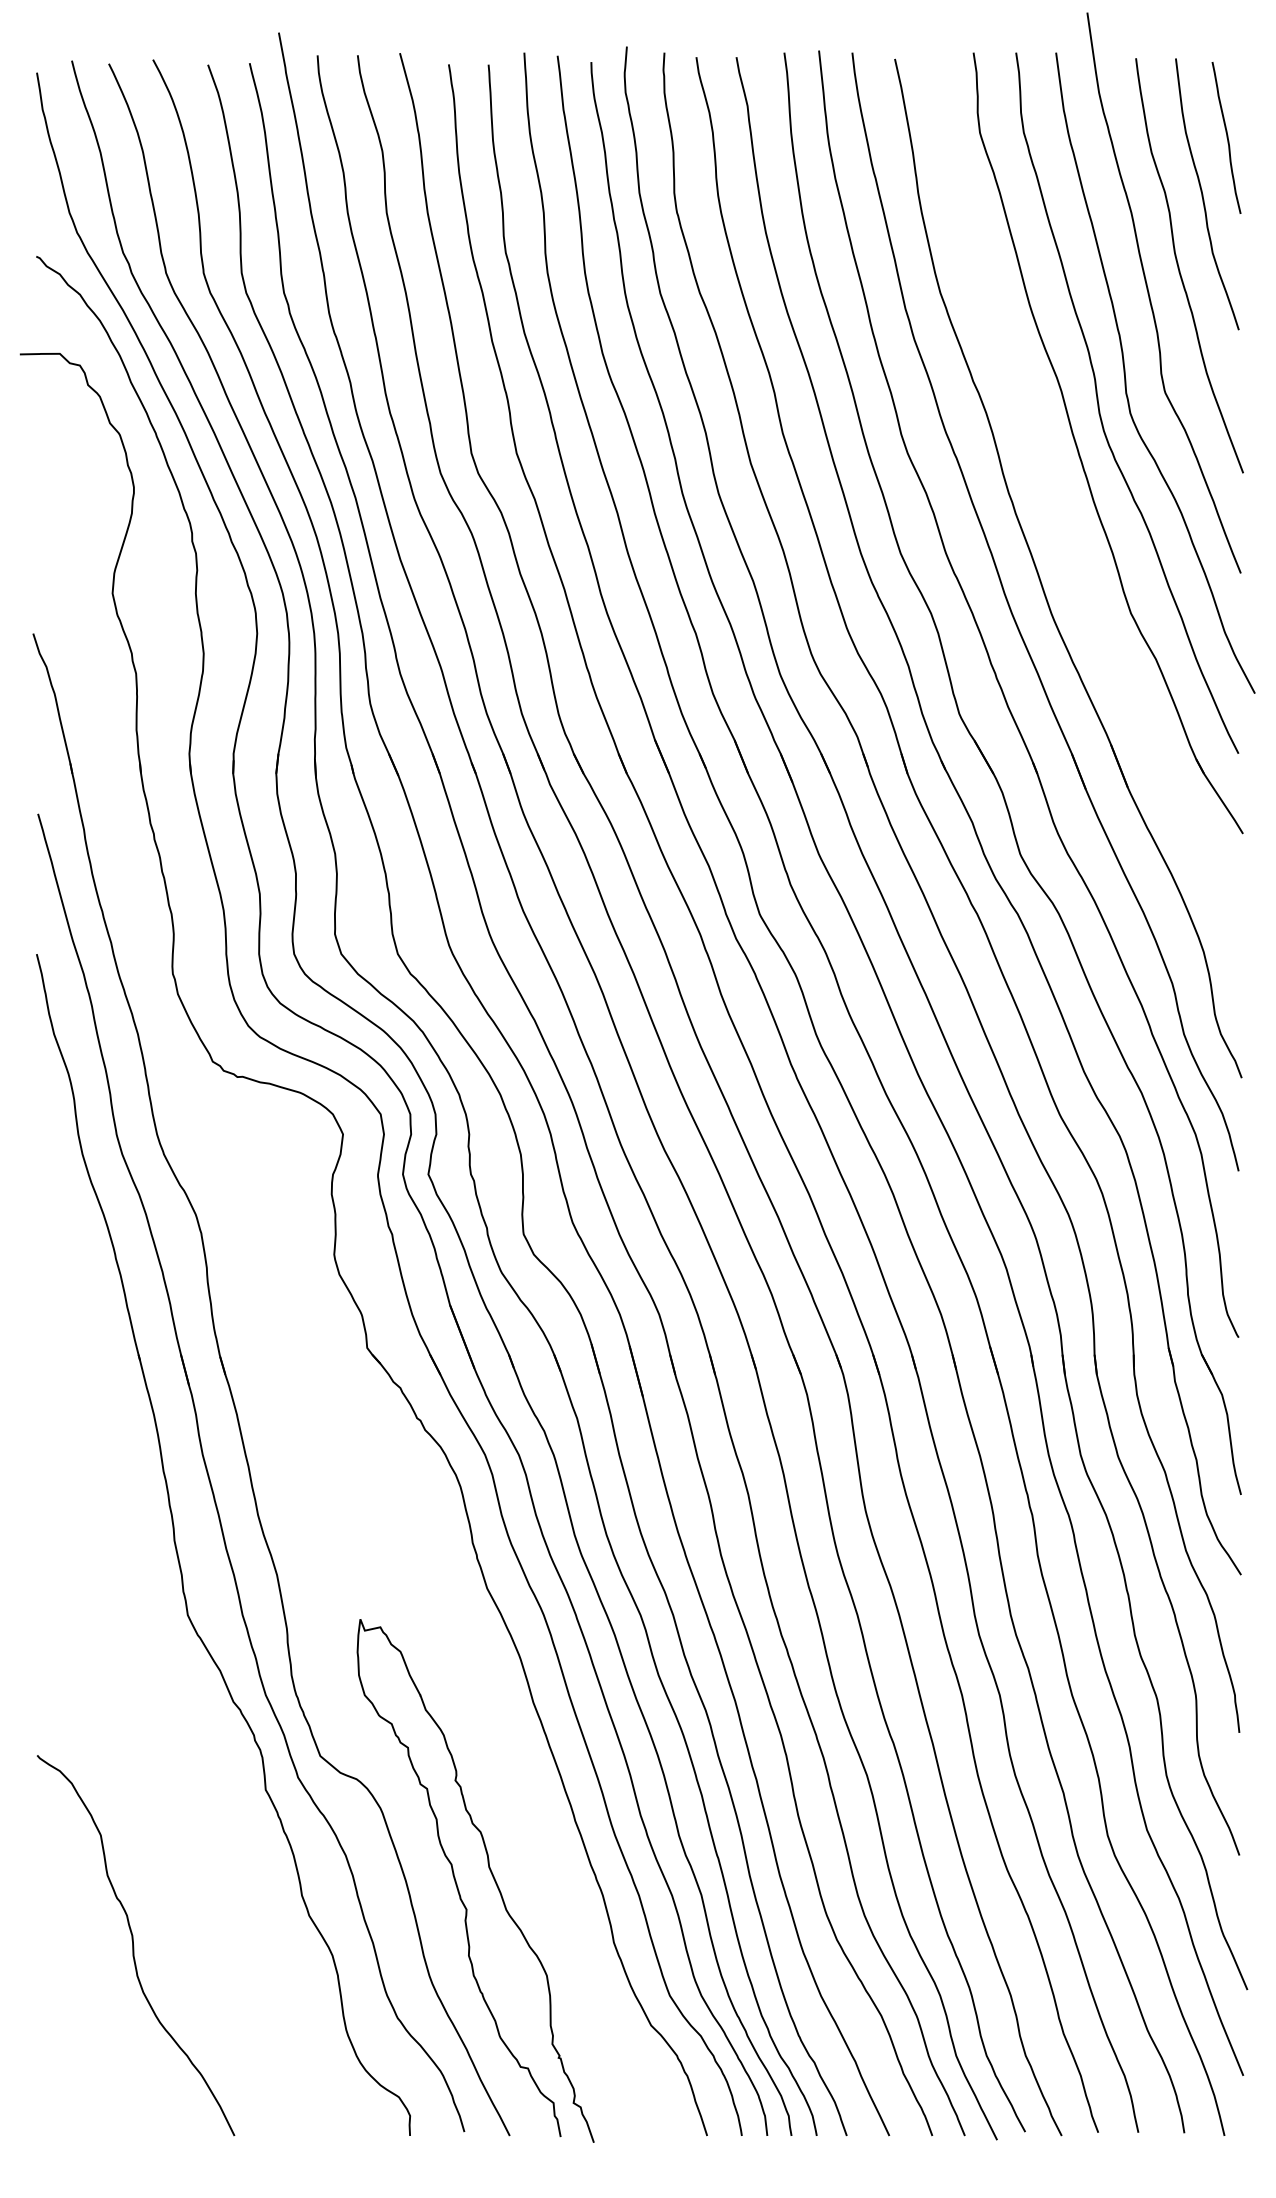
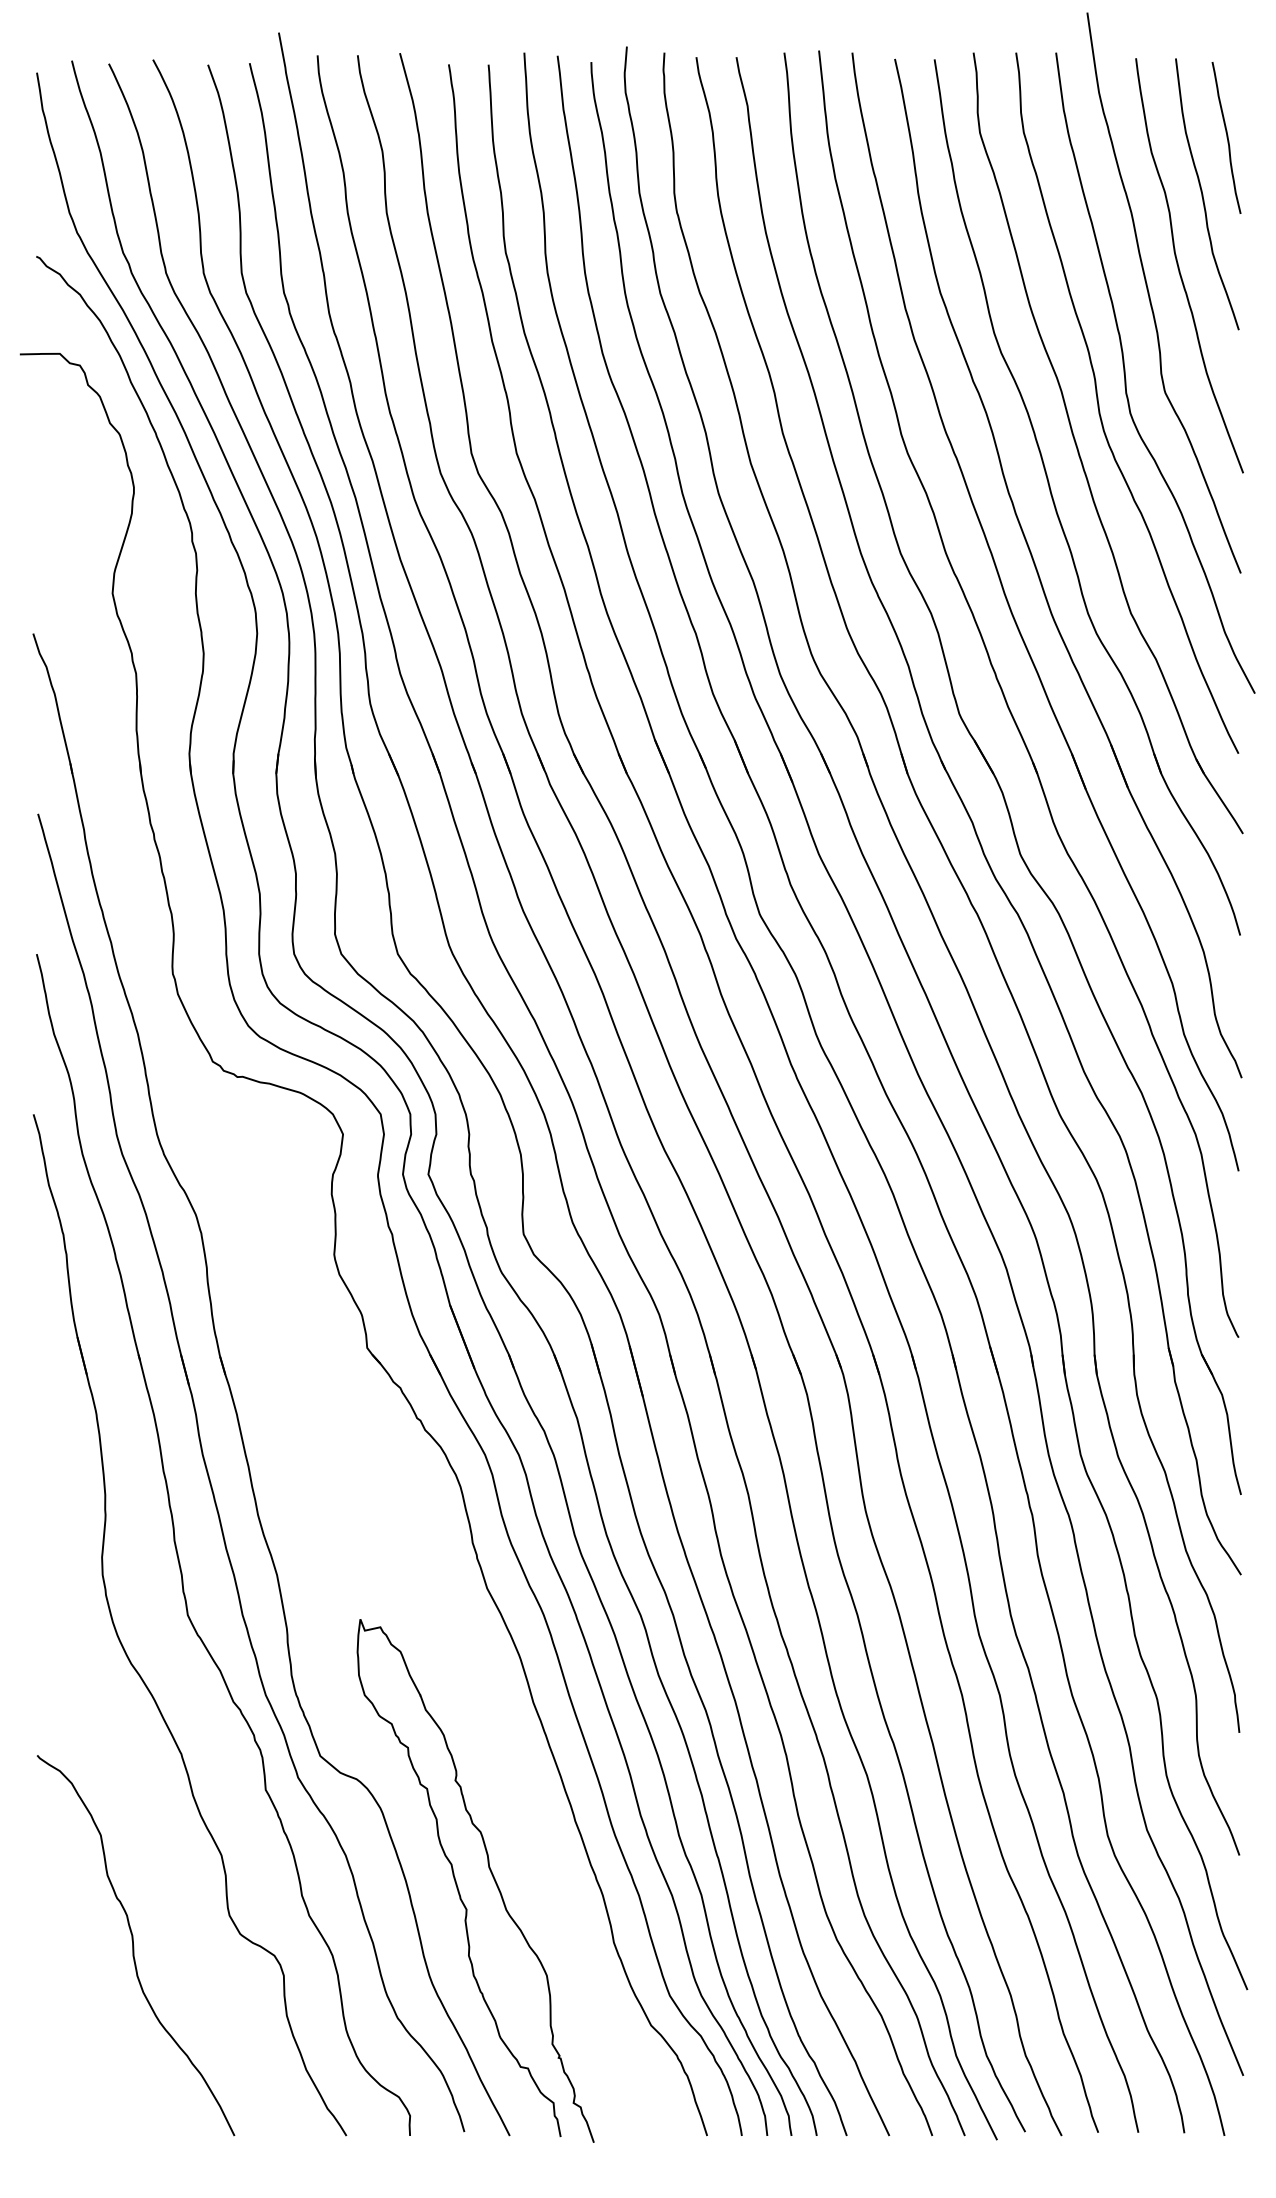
part: none -> present (1056, 507)
part: none -> present (131, 1661)
